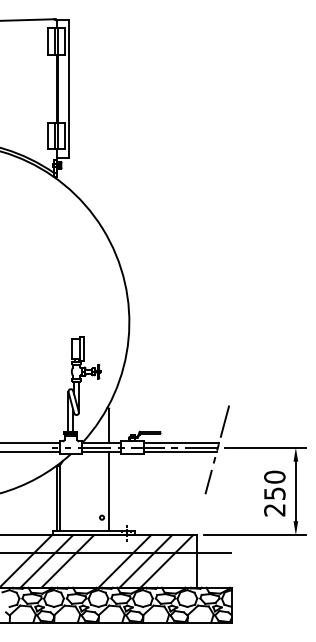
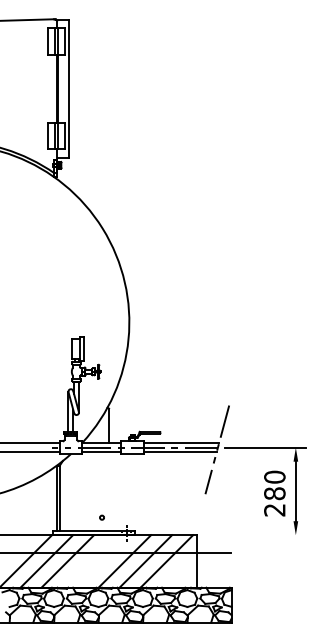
line: present -> none (109, 491)
text: 250 -> 280 (274, 493)
line: present -> none (254, 535)
